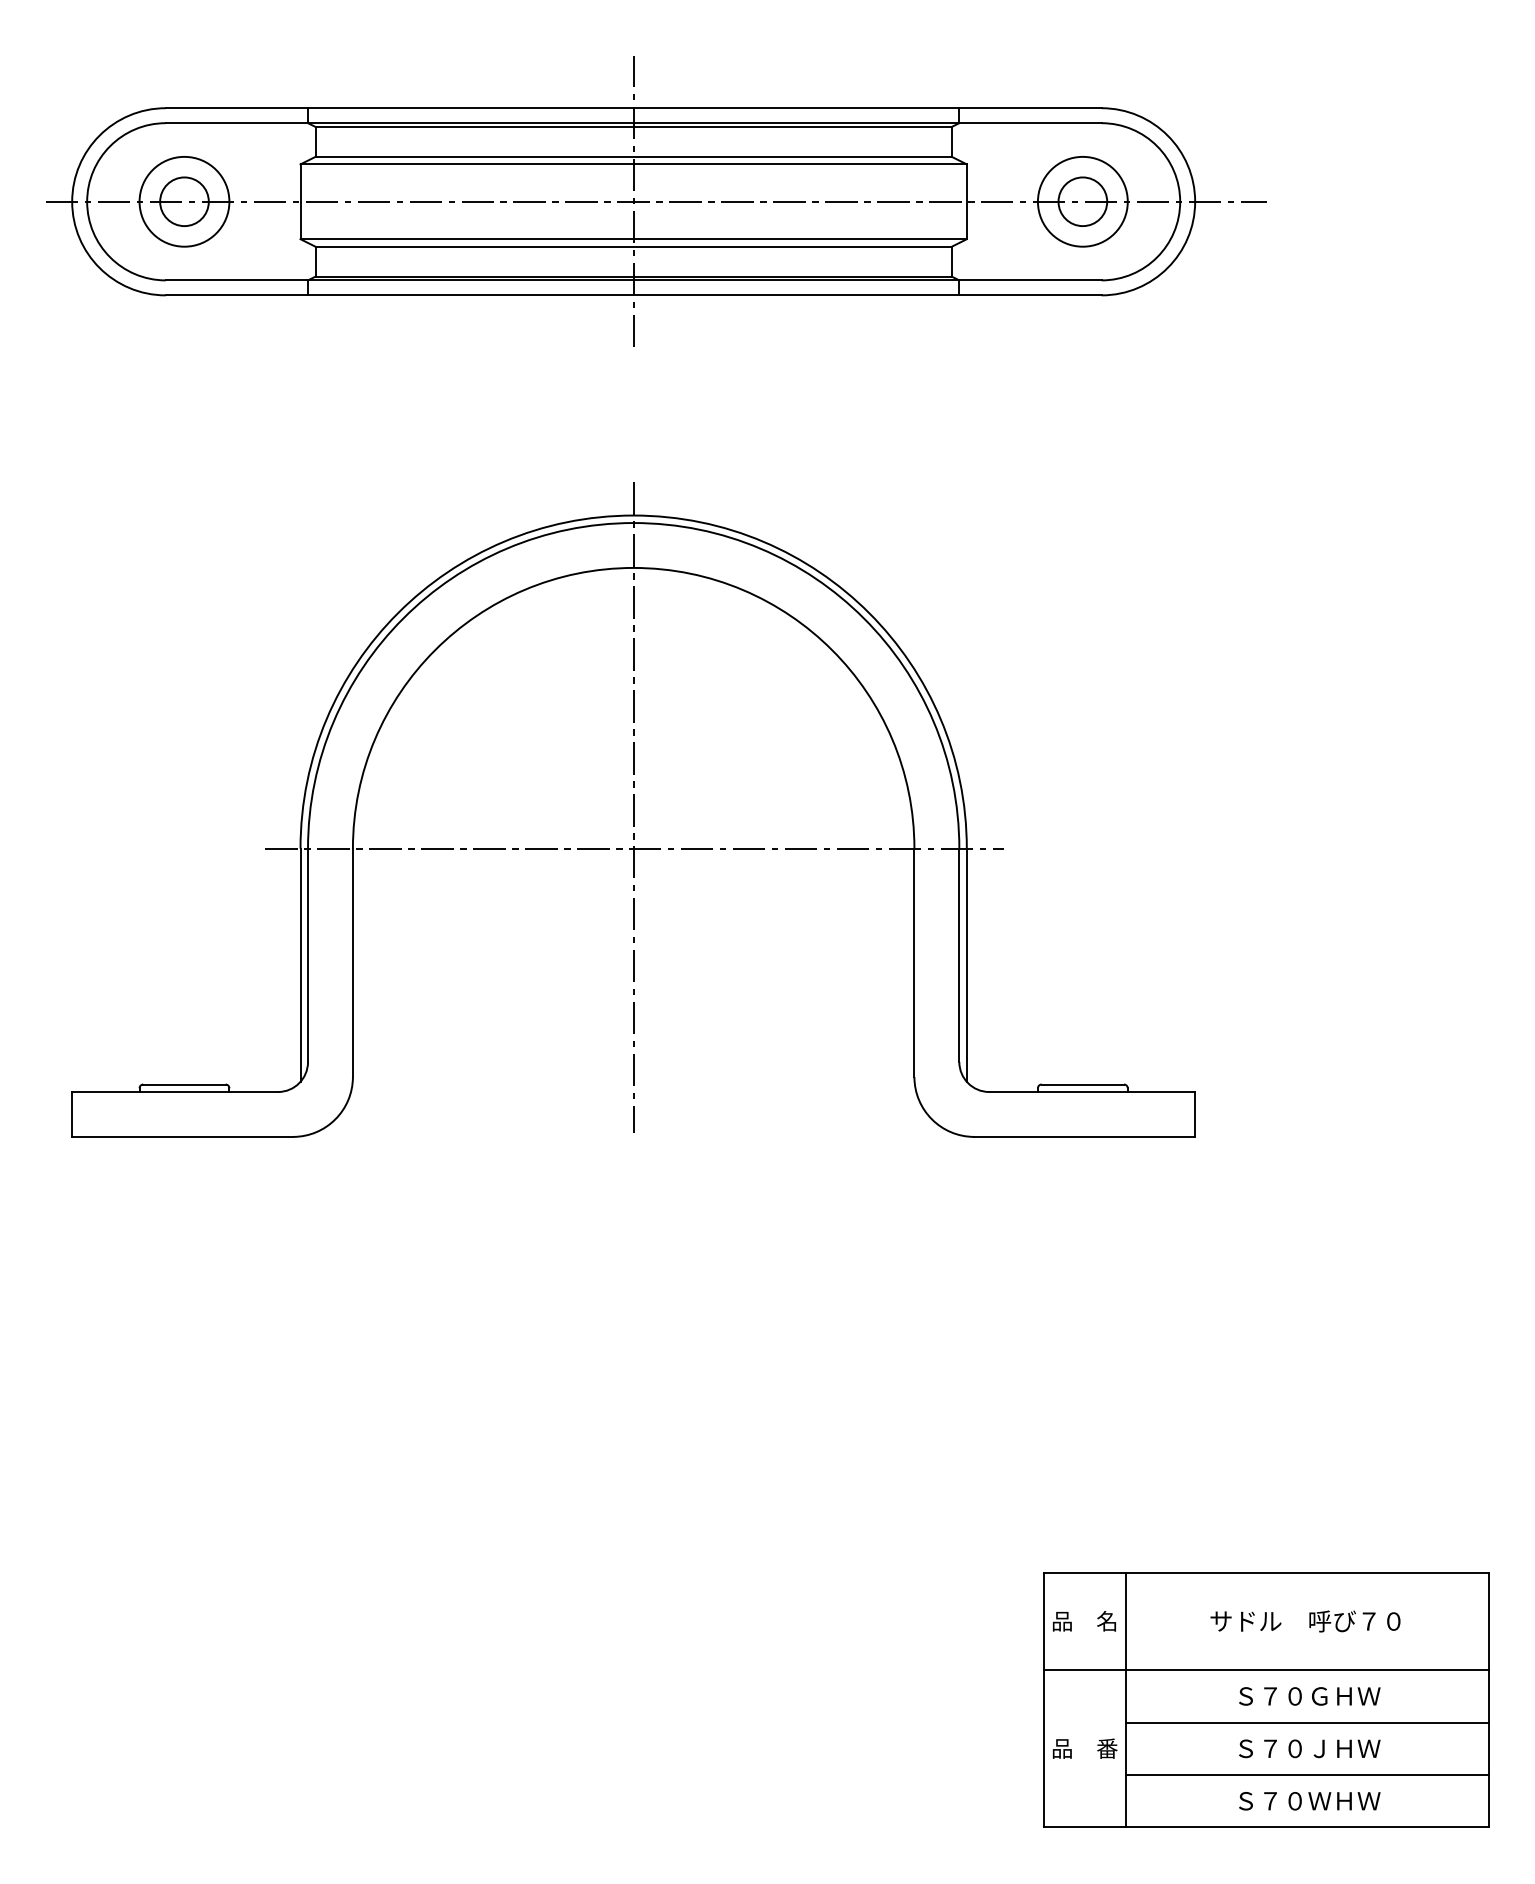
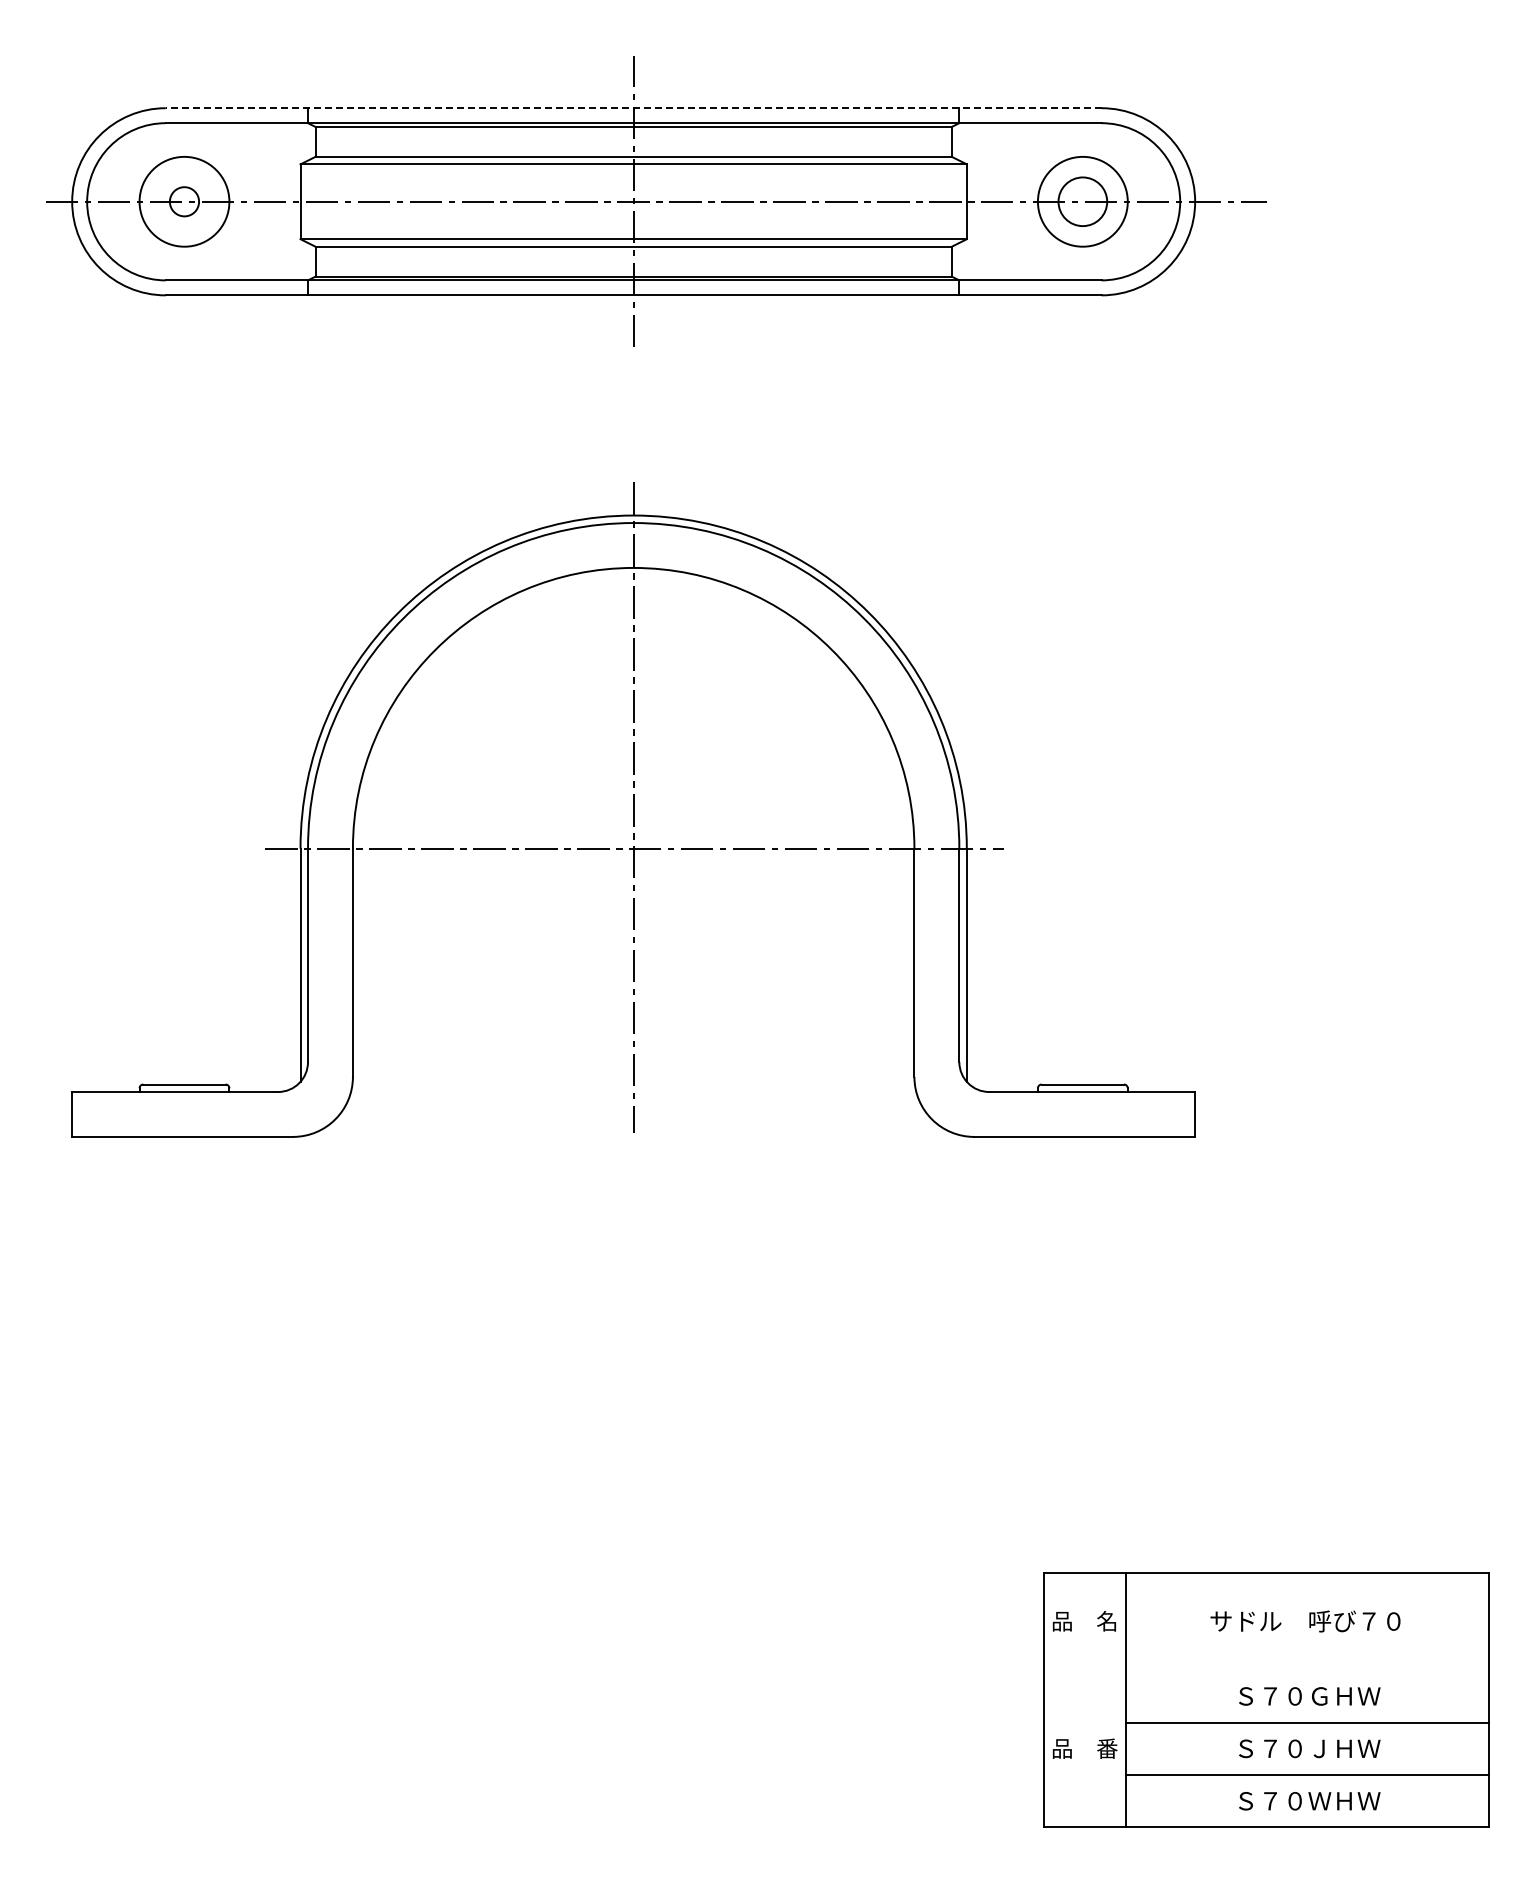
line: solid -> dashed (633, 108)
circle diameter: 49 px -> 29 px (184, 201)
line: present -> none (1266, 1670)
